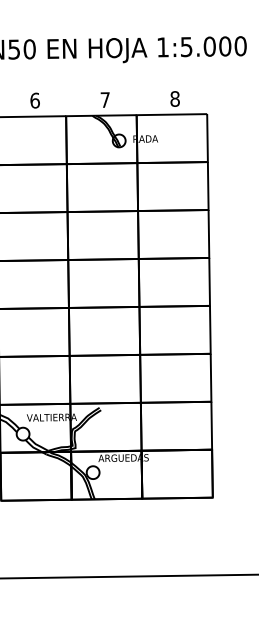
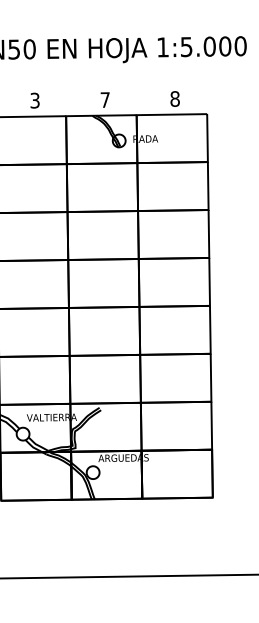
text: 6 -> 3 (34, 100)
